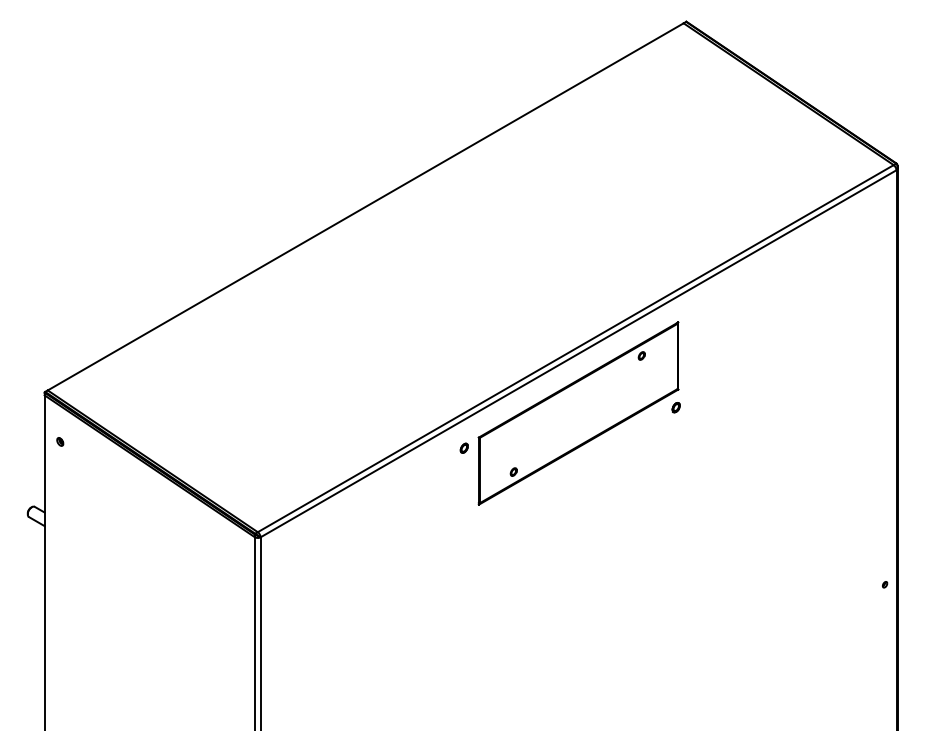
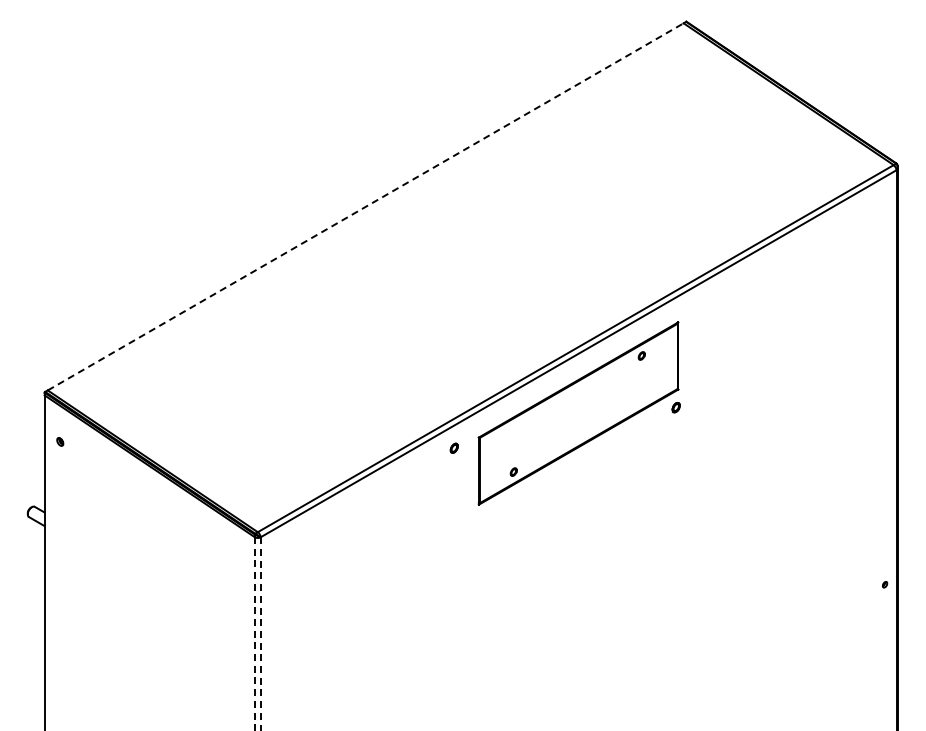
line: solid -> dashed (366, 206)
part position: (463, 447) -> (453, 447) (453, 447)
line: solid -> dashed (254, 633)
line: solid -> dashed (260, 634)
